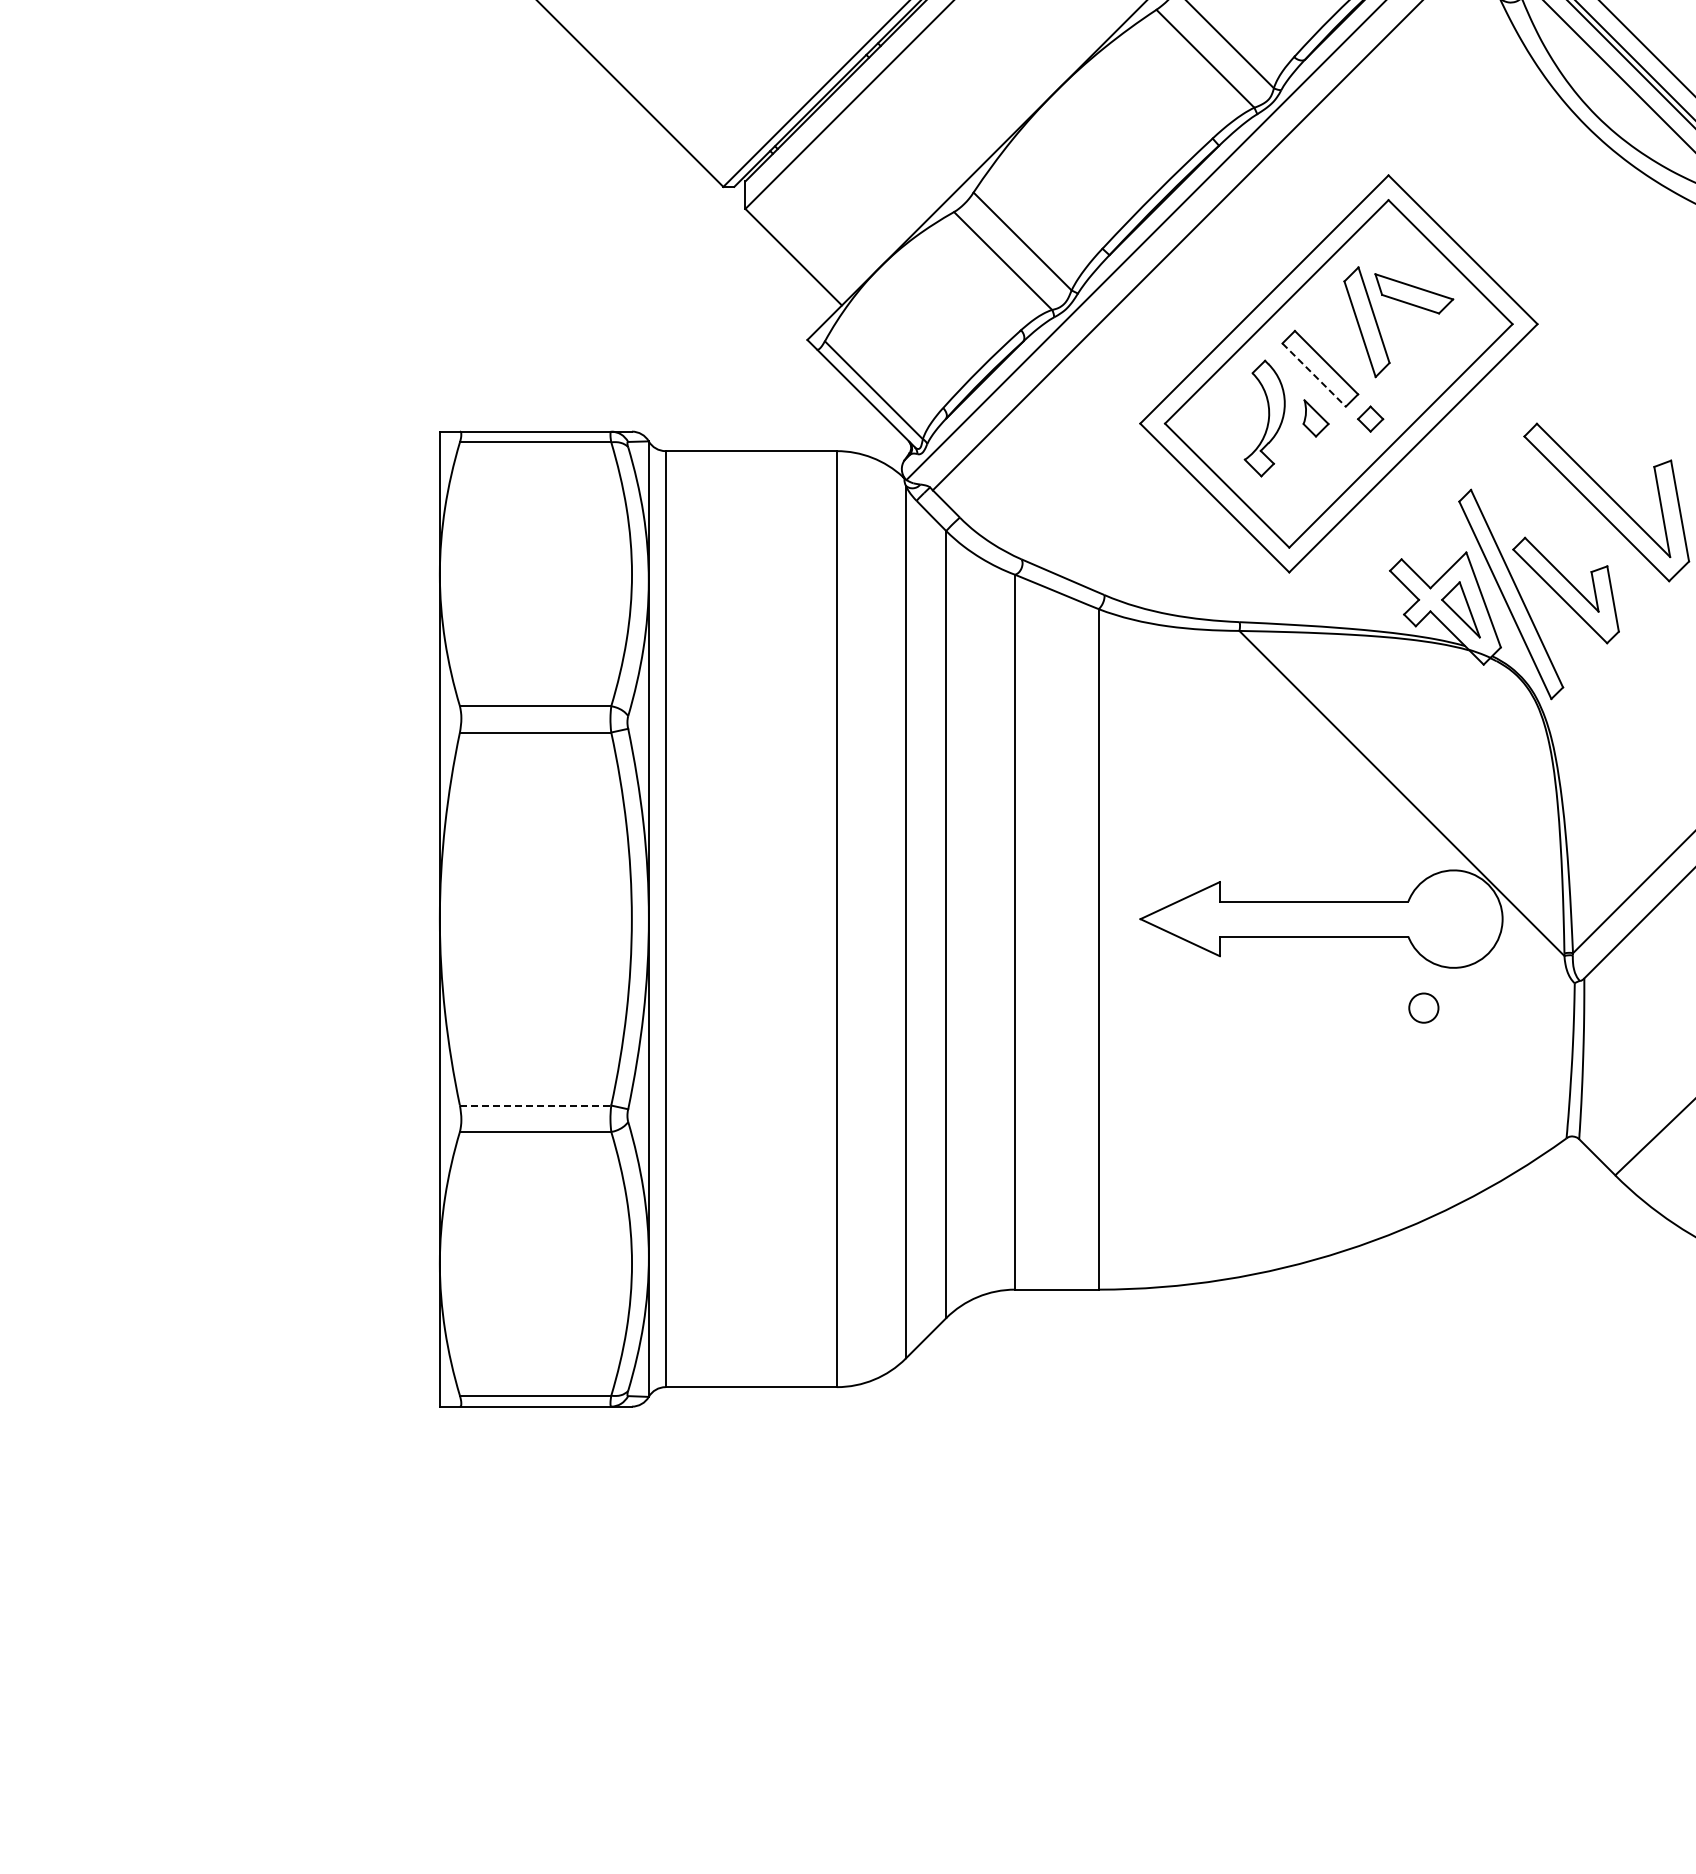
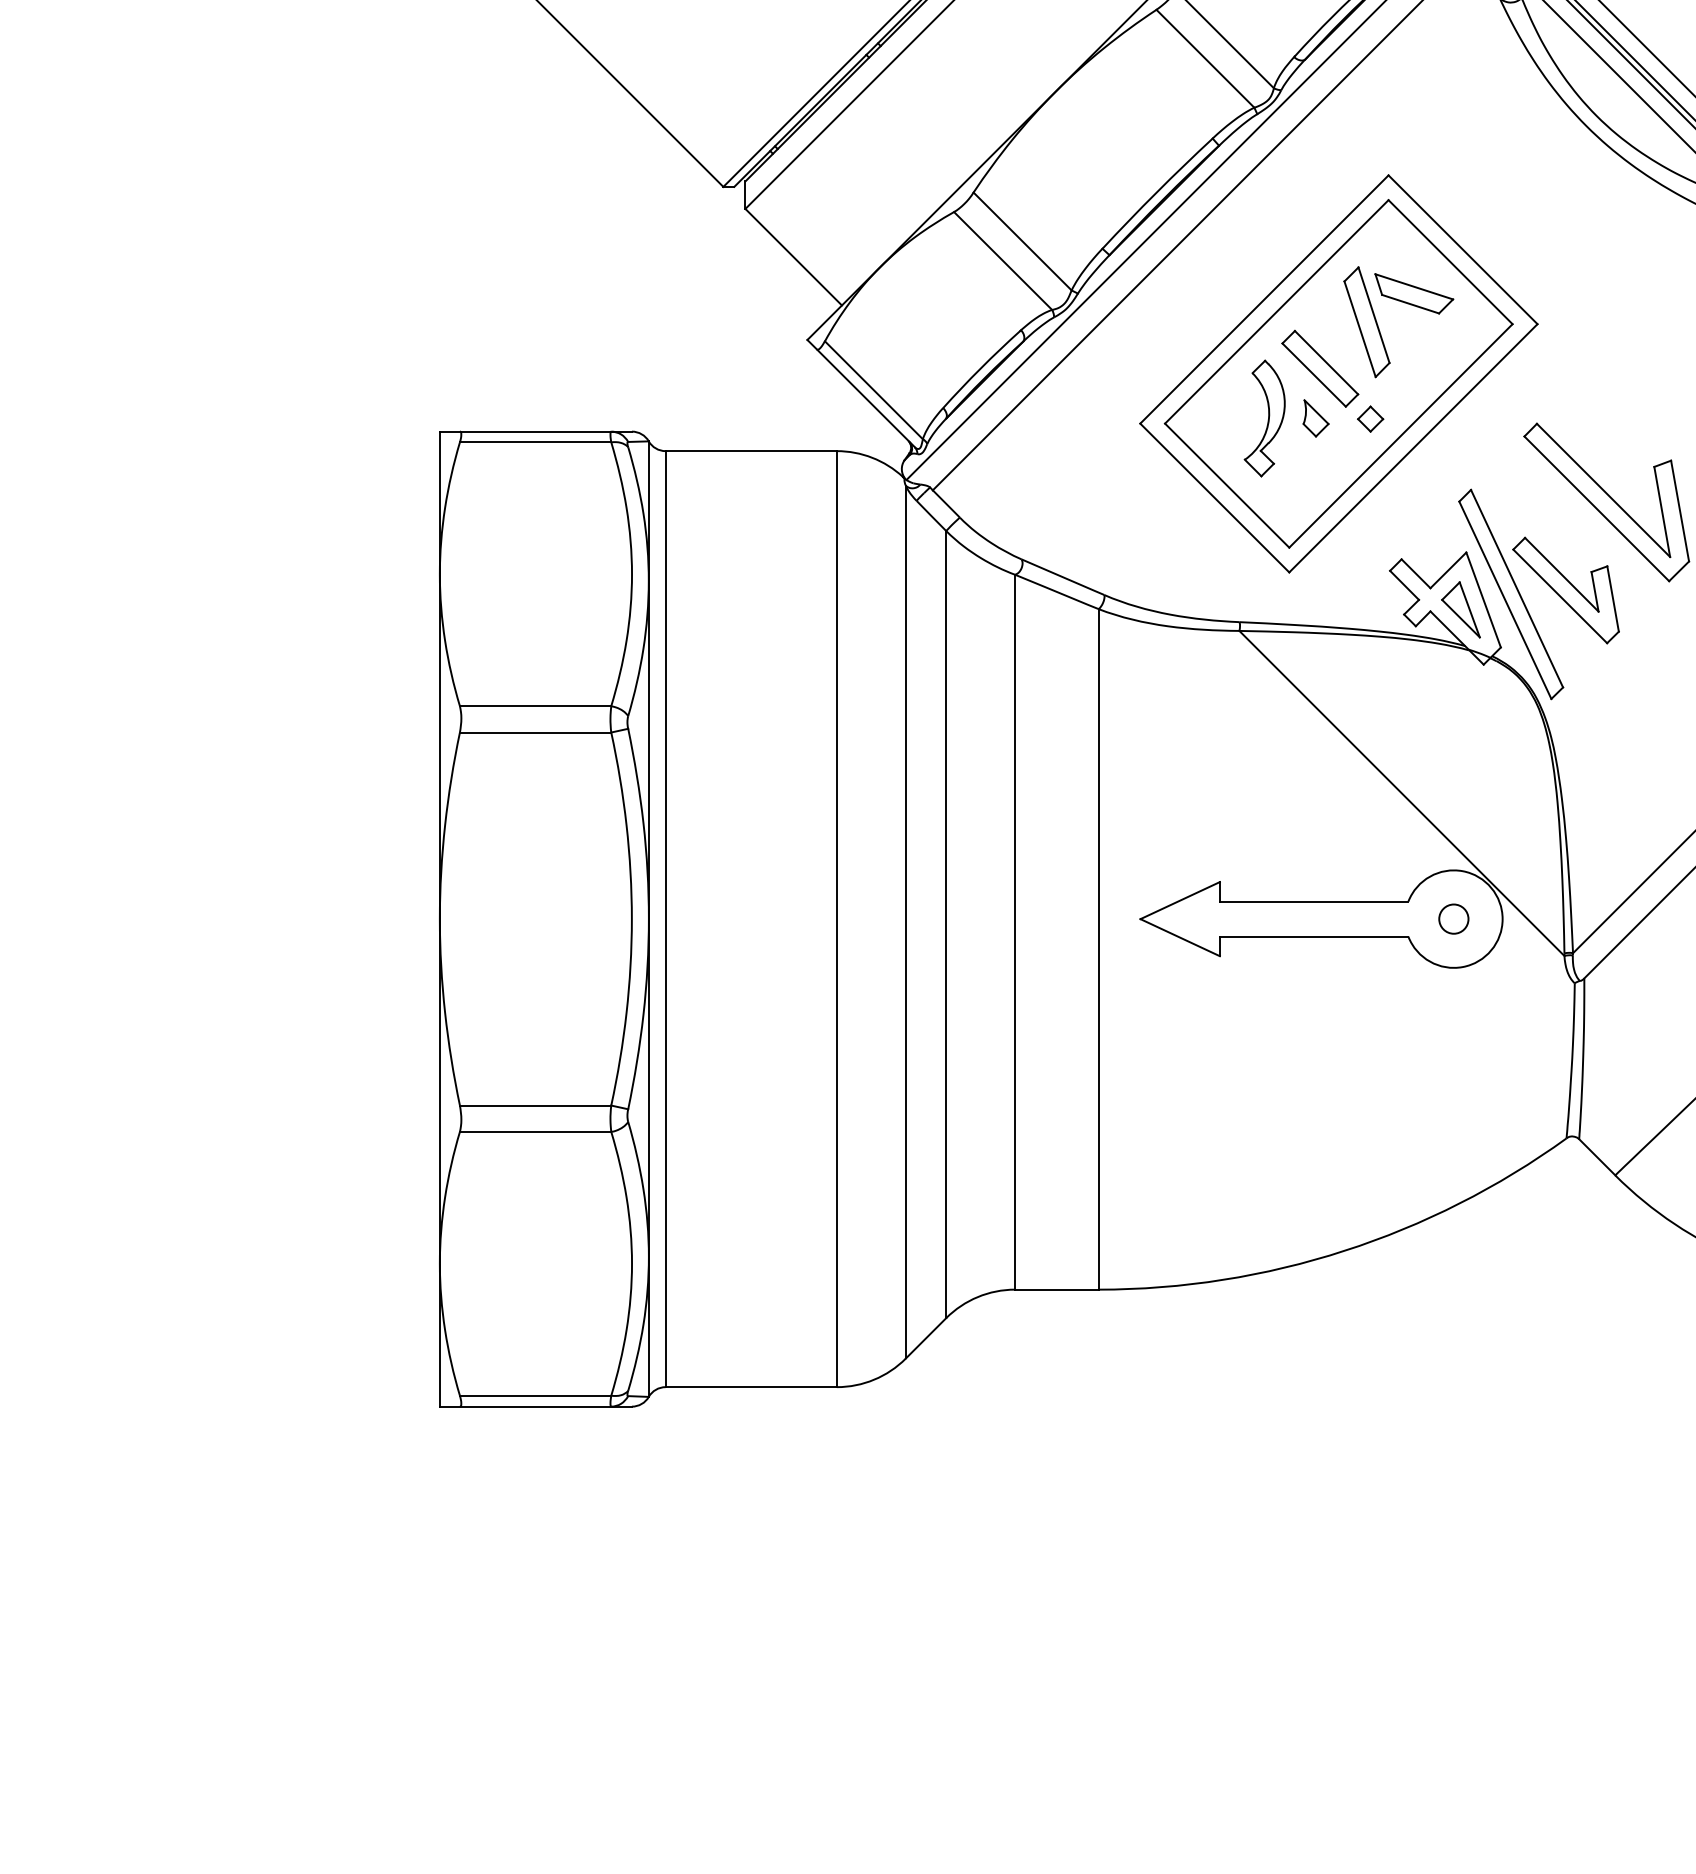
line: dashed -> solid (1314, 375)
circle position: (1423, 1007) -> (1453, 918) (1453, 918)
line: dashed -> solid (535, 1105)
